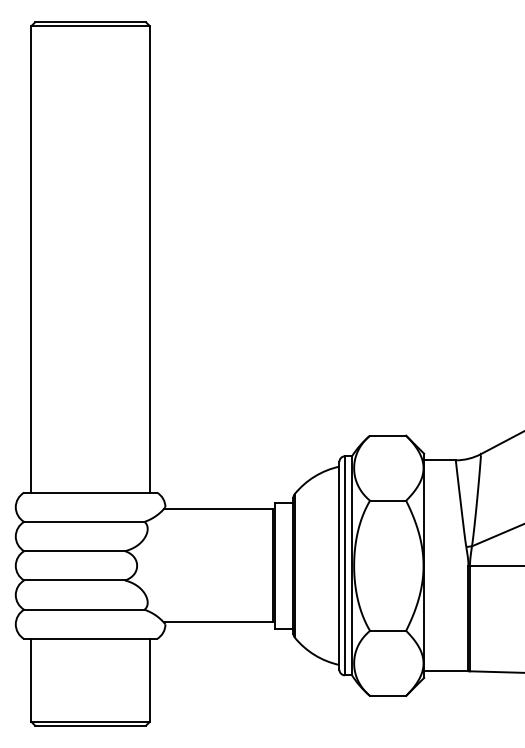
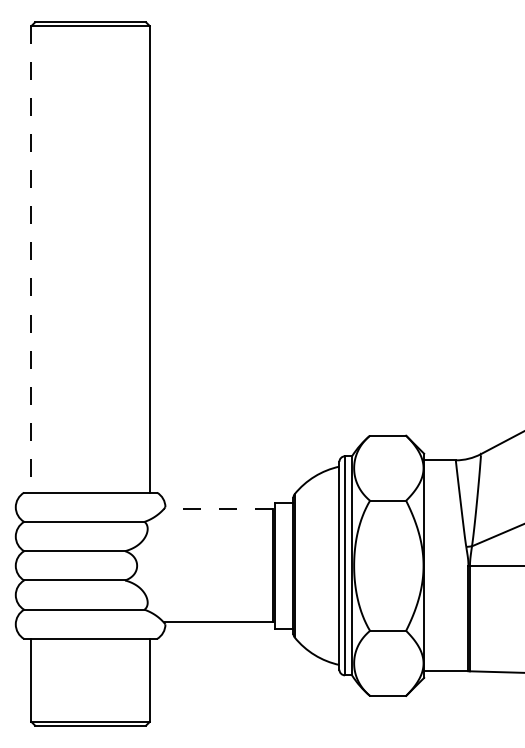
line: solid -> dashed (31, 259)
line: solid -> dashed (218, 509)
